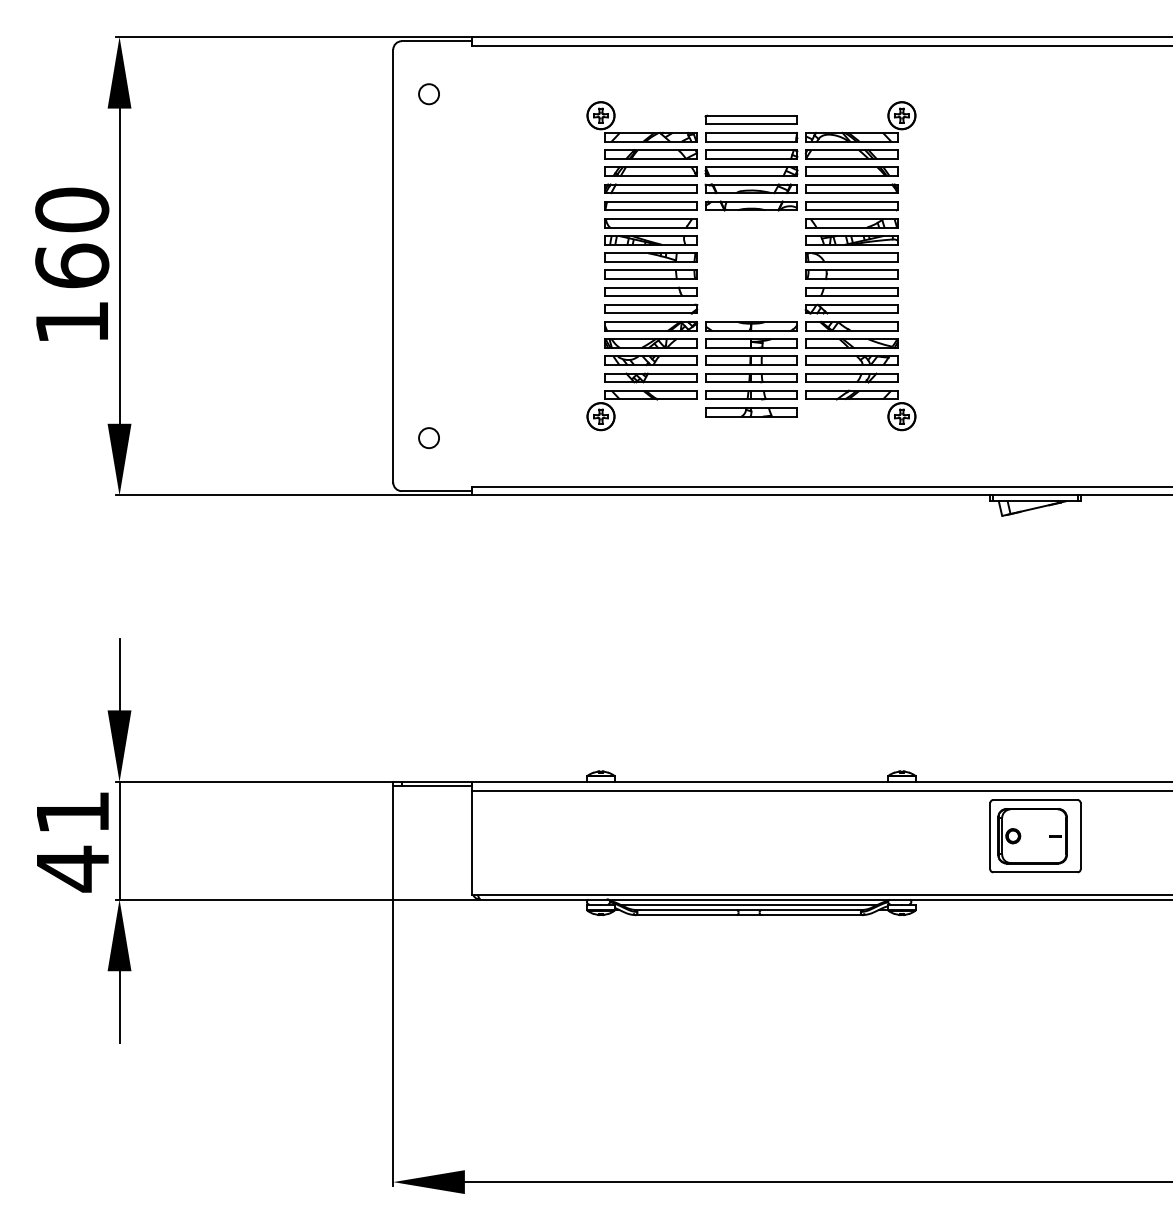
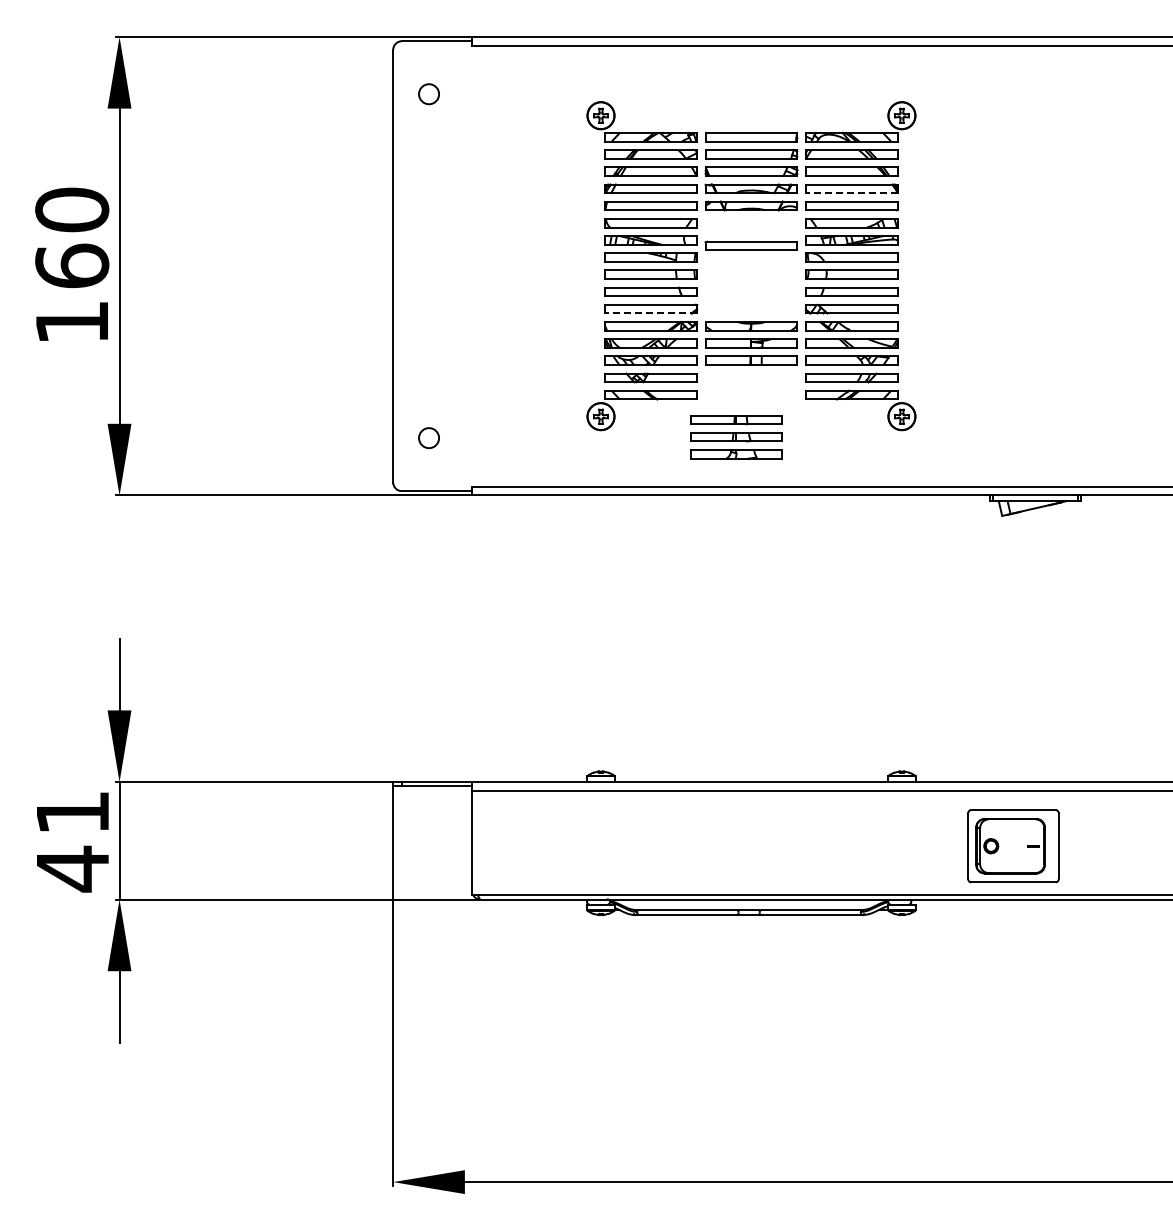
part position: (750, 119) -> (750, 245) (750, 245)
line: solid -> dashed (851, 193)
line: solid -> dashed (651, 313)
part position: (751, 395) -> (736, 437) (736, 437)
part position: (1035, 836) -> (1013, 846) (1013, 846)
line: present -> none (749, 904)
